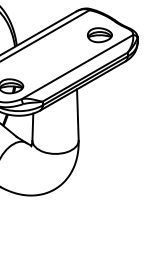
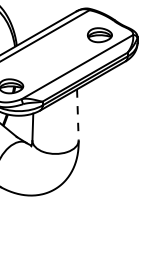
line: solid -> dashed (77, 114)
